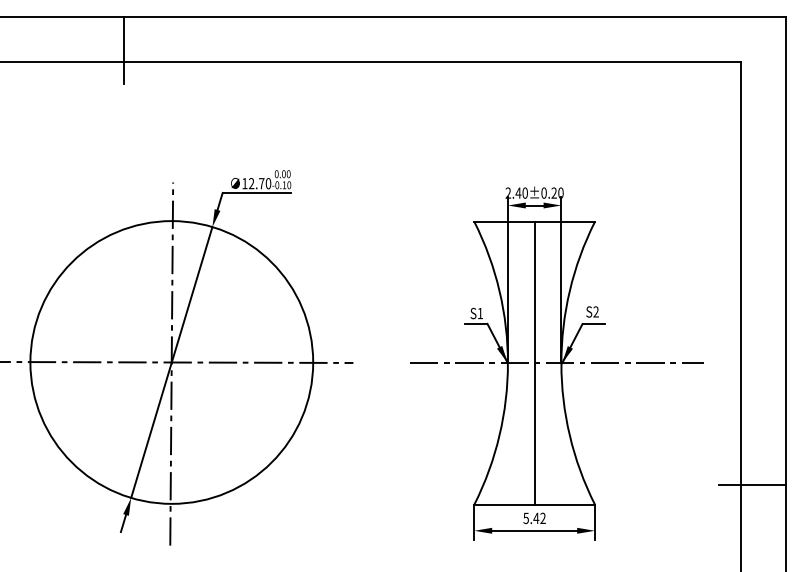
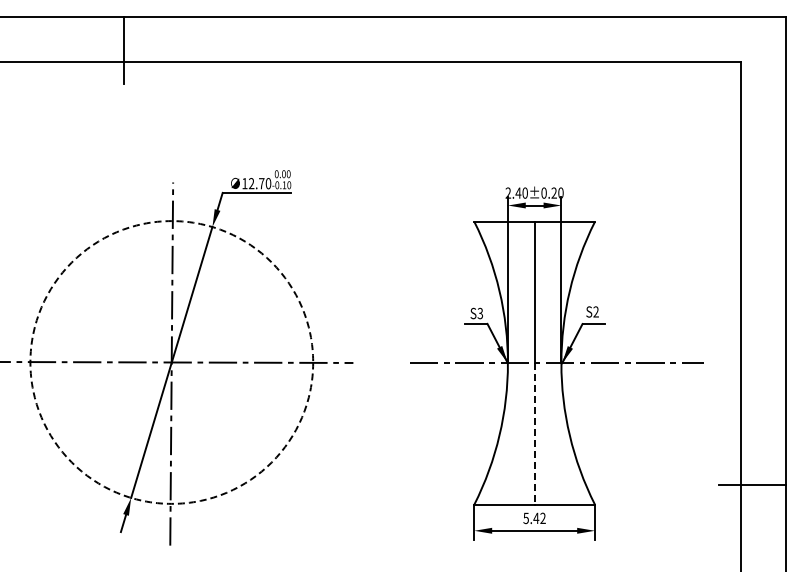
text: S1 -> S3 (479, 313)
circle: solid -> dashed (171, 362)
line: solid -> dashed (534, 433)
